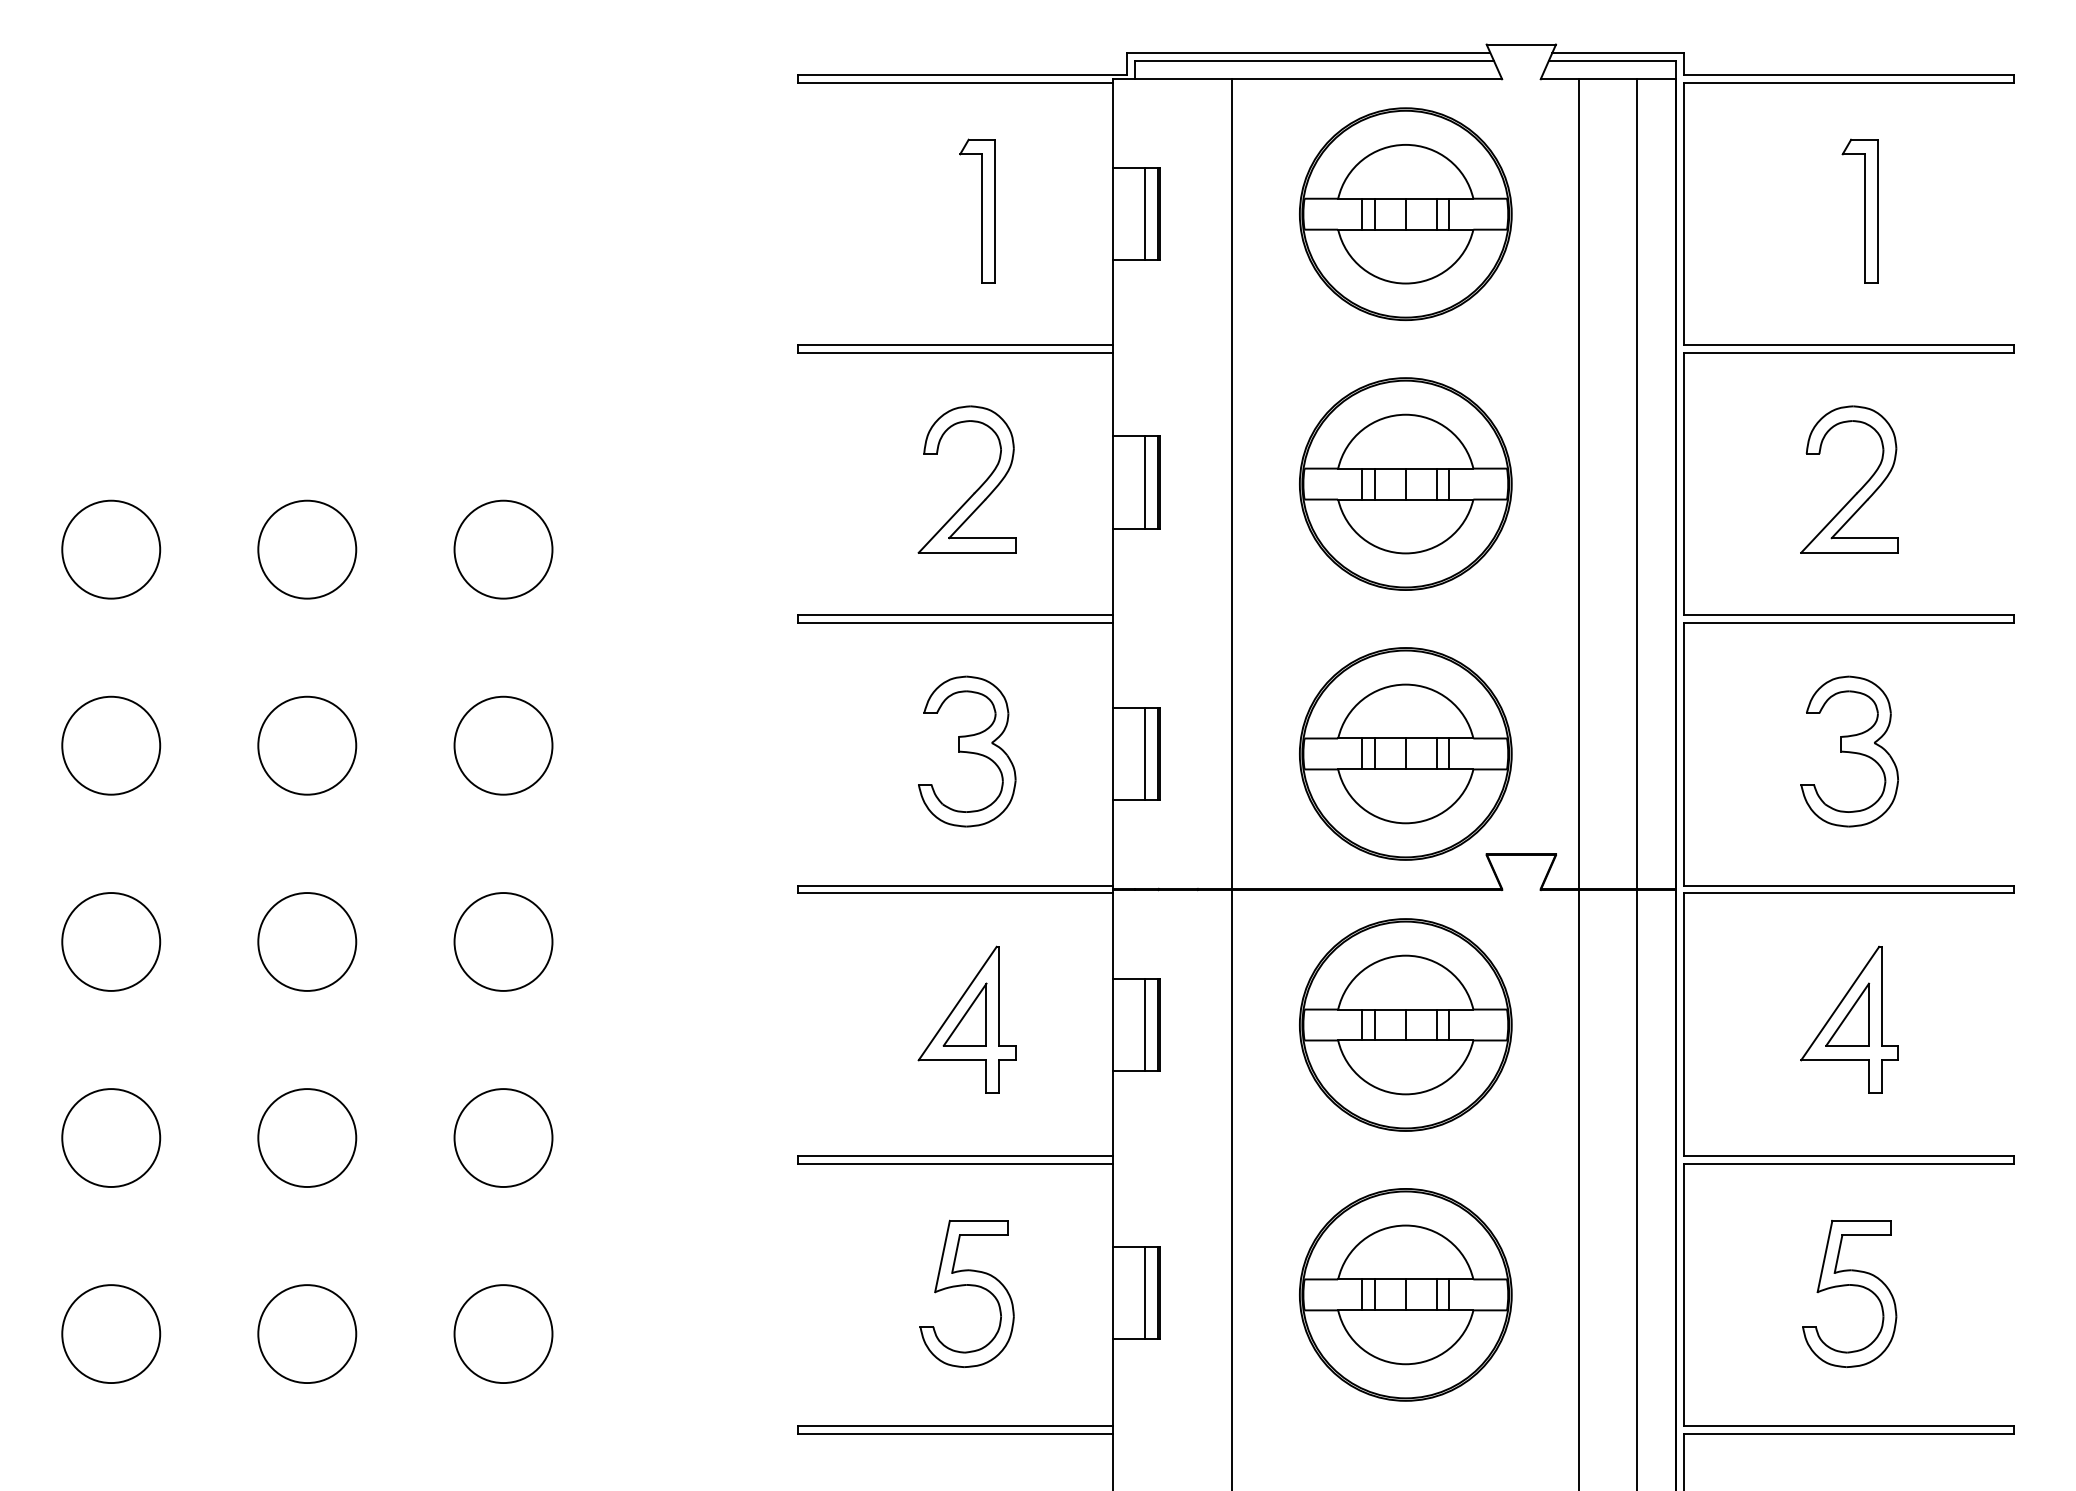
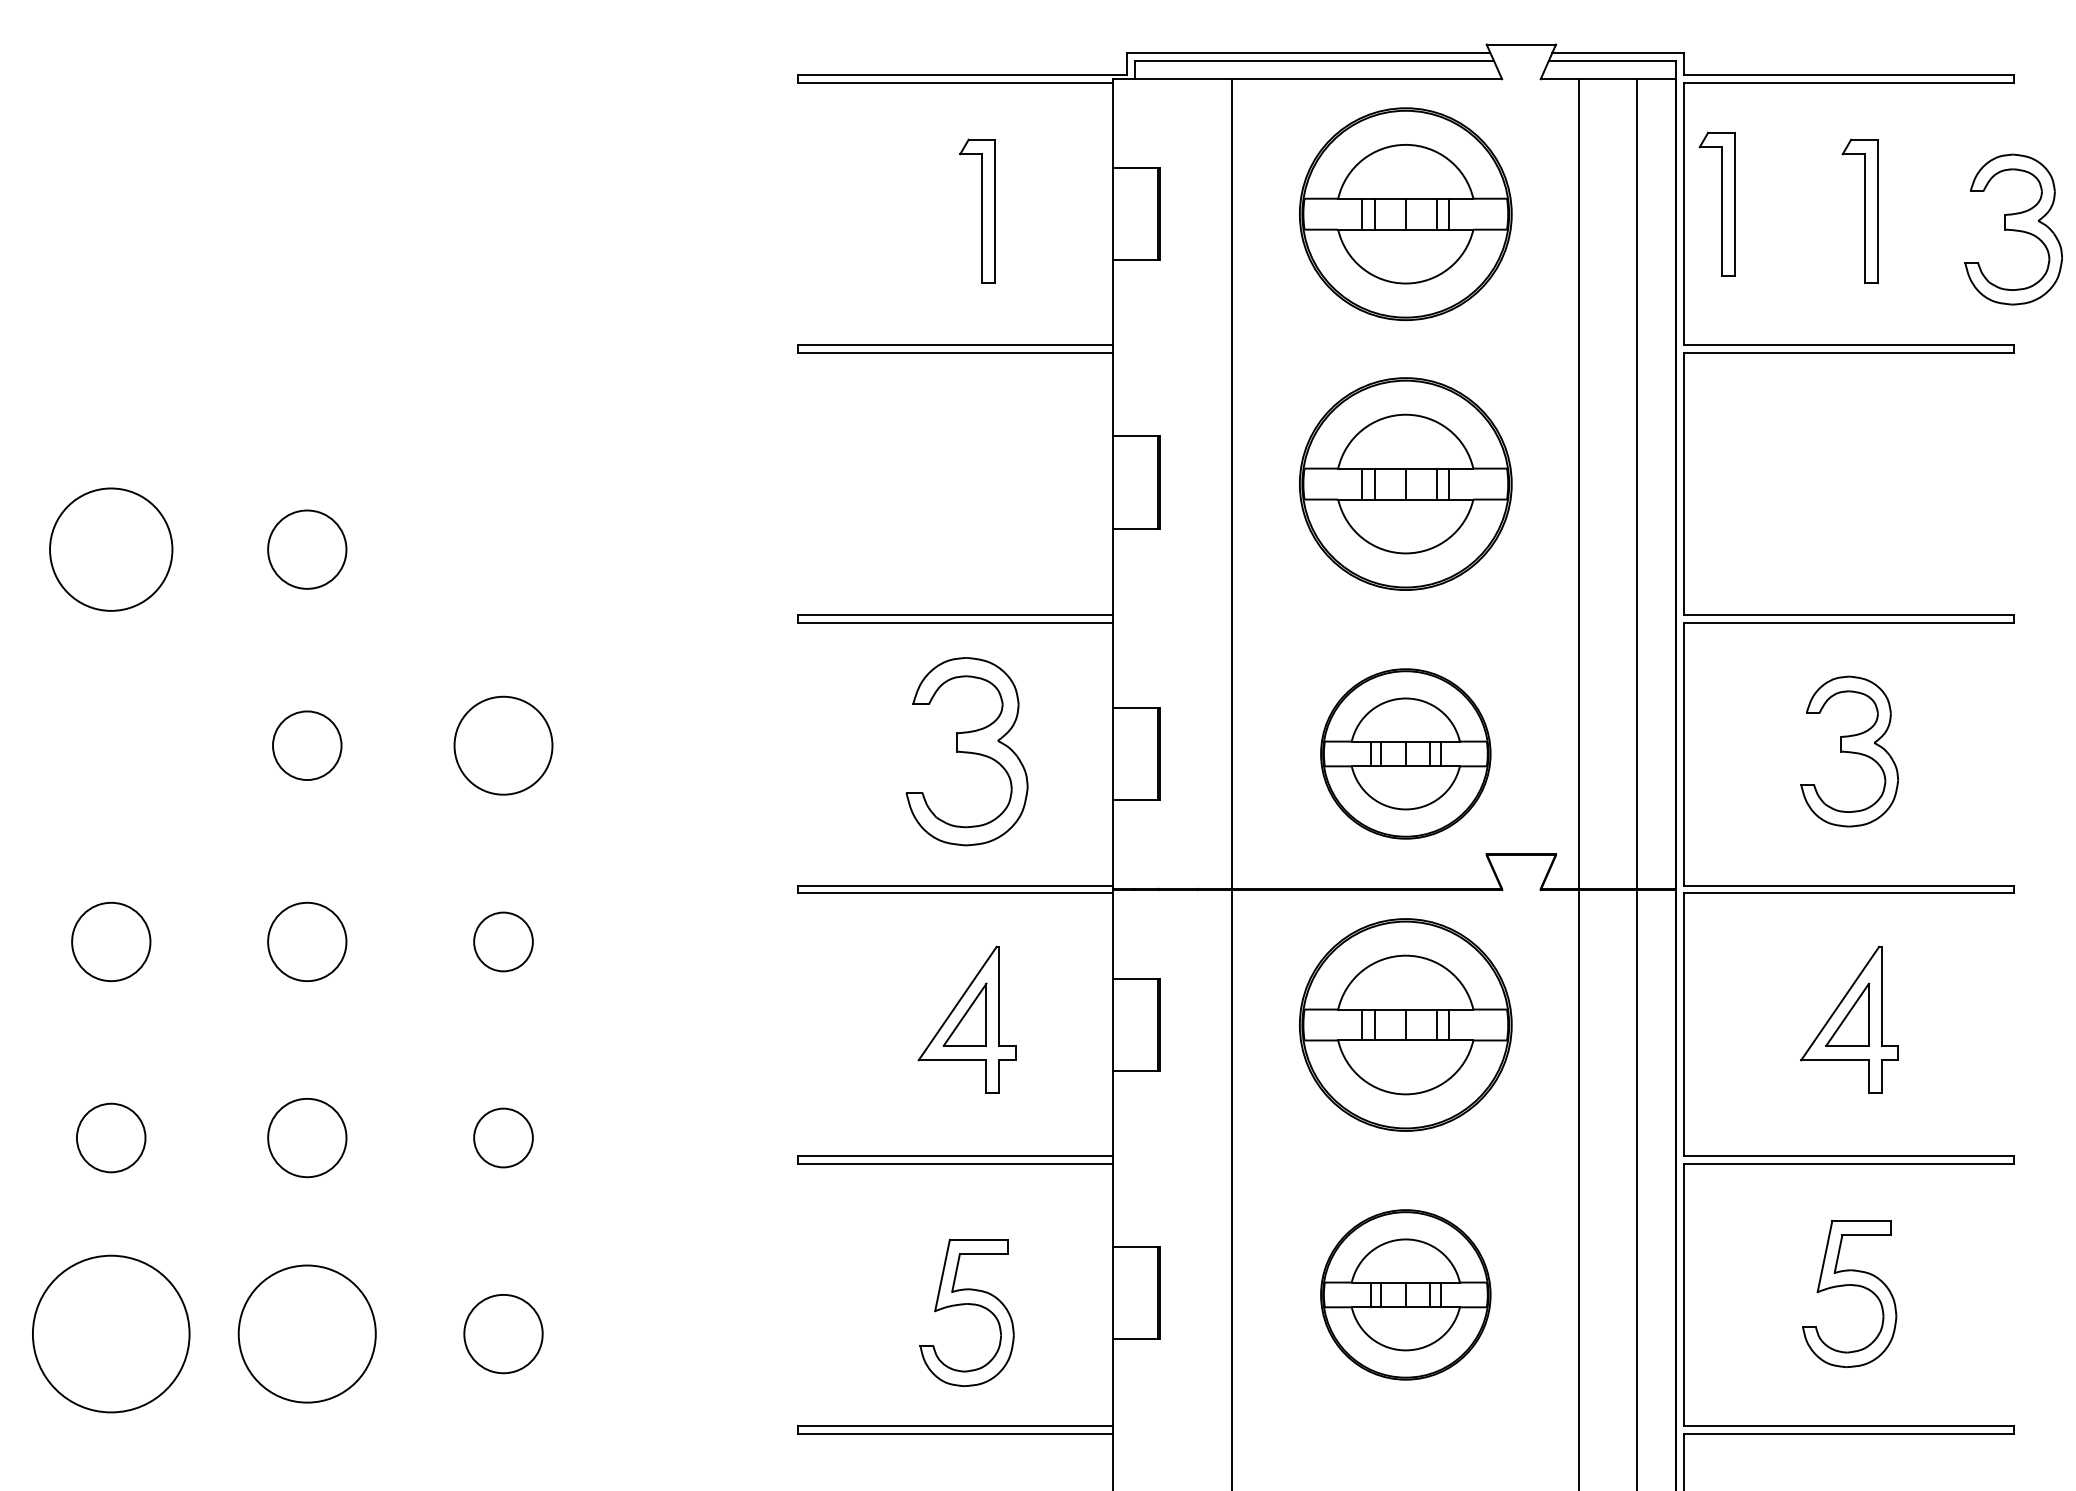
part: none -> present (1716, 203)
line: present -> none (1145, 213)
part: none -> present (2013, 229)
line: present -> none (1145, 481)
part: present -> none (976, 489)
part: present -> none (1859, 489)
circle diameter: 98 px -> 122 px (111, 549)
circle diameter: 98 px -> 78 px (307, 549)
circle: present -> none (503, 549)
circle: present -> none (111, 745)
circle diameter: 98 px -> 69 px (307, 745)
part size: 99x153 px -> 124x190 px (966, 751)
line: present -> none (1145, 753)
part size: 214x214 px -> 172x172 px (1405, 753)
circle size: 101x100 px -> 81x81 px (111, 941)
circle diameter: 98 px -> 78 px (307, 941)
circle diameter: 98 px -> 59 px (503, 941)
line: present -> none (1145, 1024)
circle diameter: 98 px -> 69 px (110, 1137)
circle size: 101x100 px -> 81x81 px (307, 1138)
circle diameter: 98 px -> 59 px (503, 1137)
part position: (963, 1286) -> (963, 1305) (963, 1305)
line: present -> none (1145, 1292)
part size: 214x214 px -> 172x172 px (1405, 1294)
circle diameter: 98 px -> 157 px (110, 1333)
circle diameter: 98 px -> 137 px (306, 1333)
circle diameter: 98 px -> 78 px (503, 1333)
